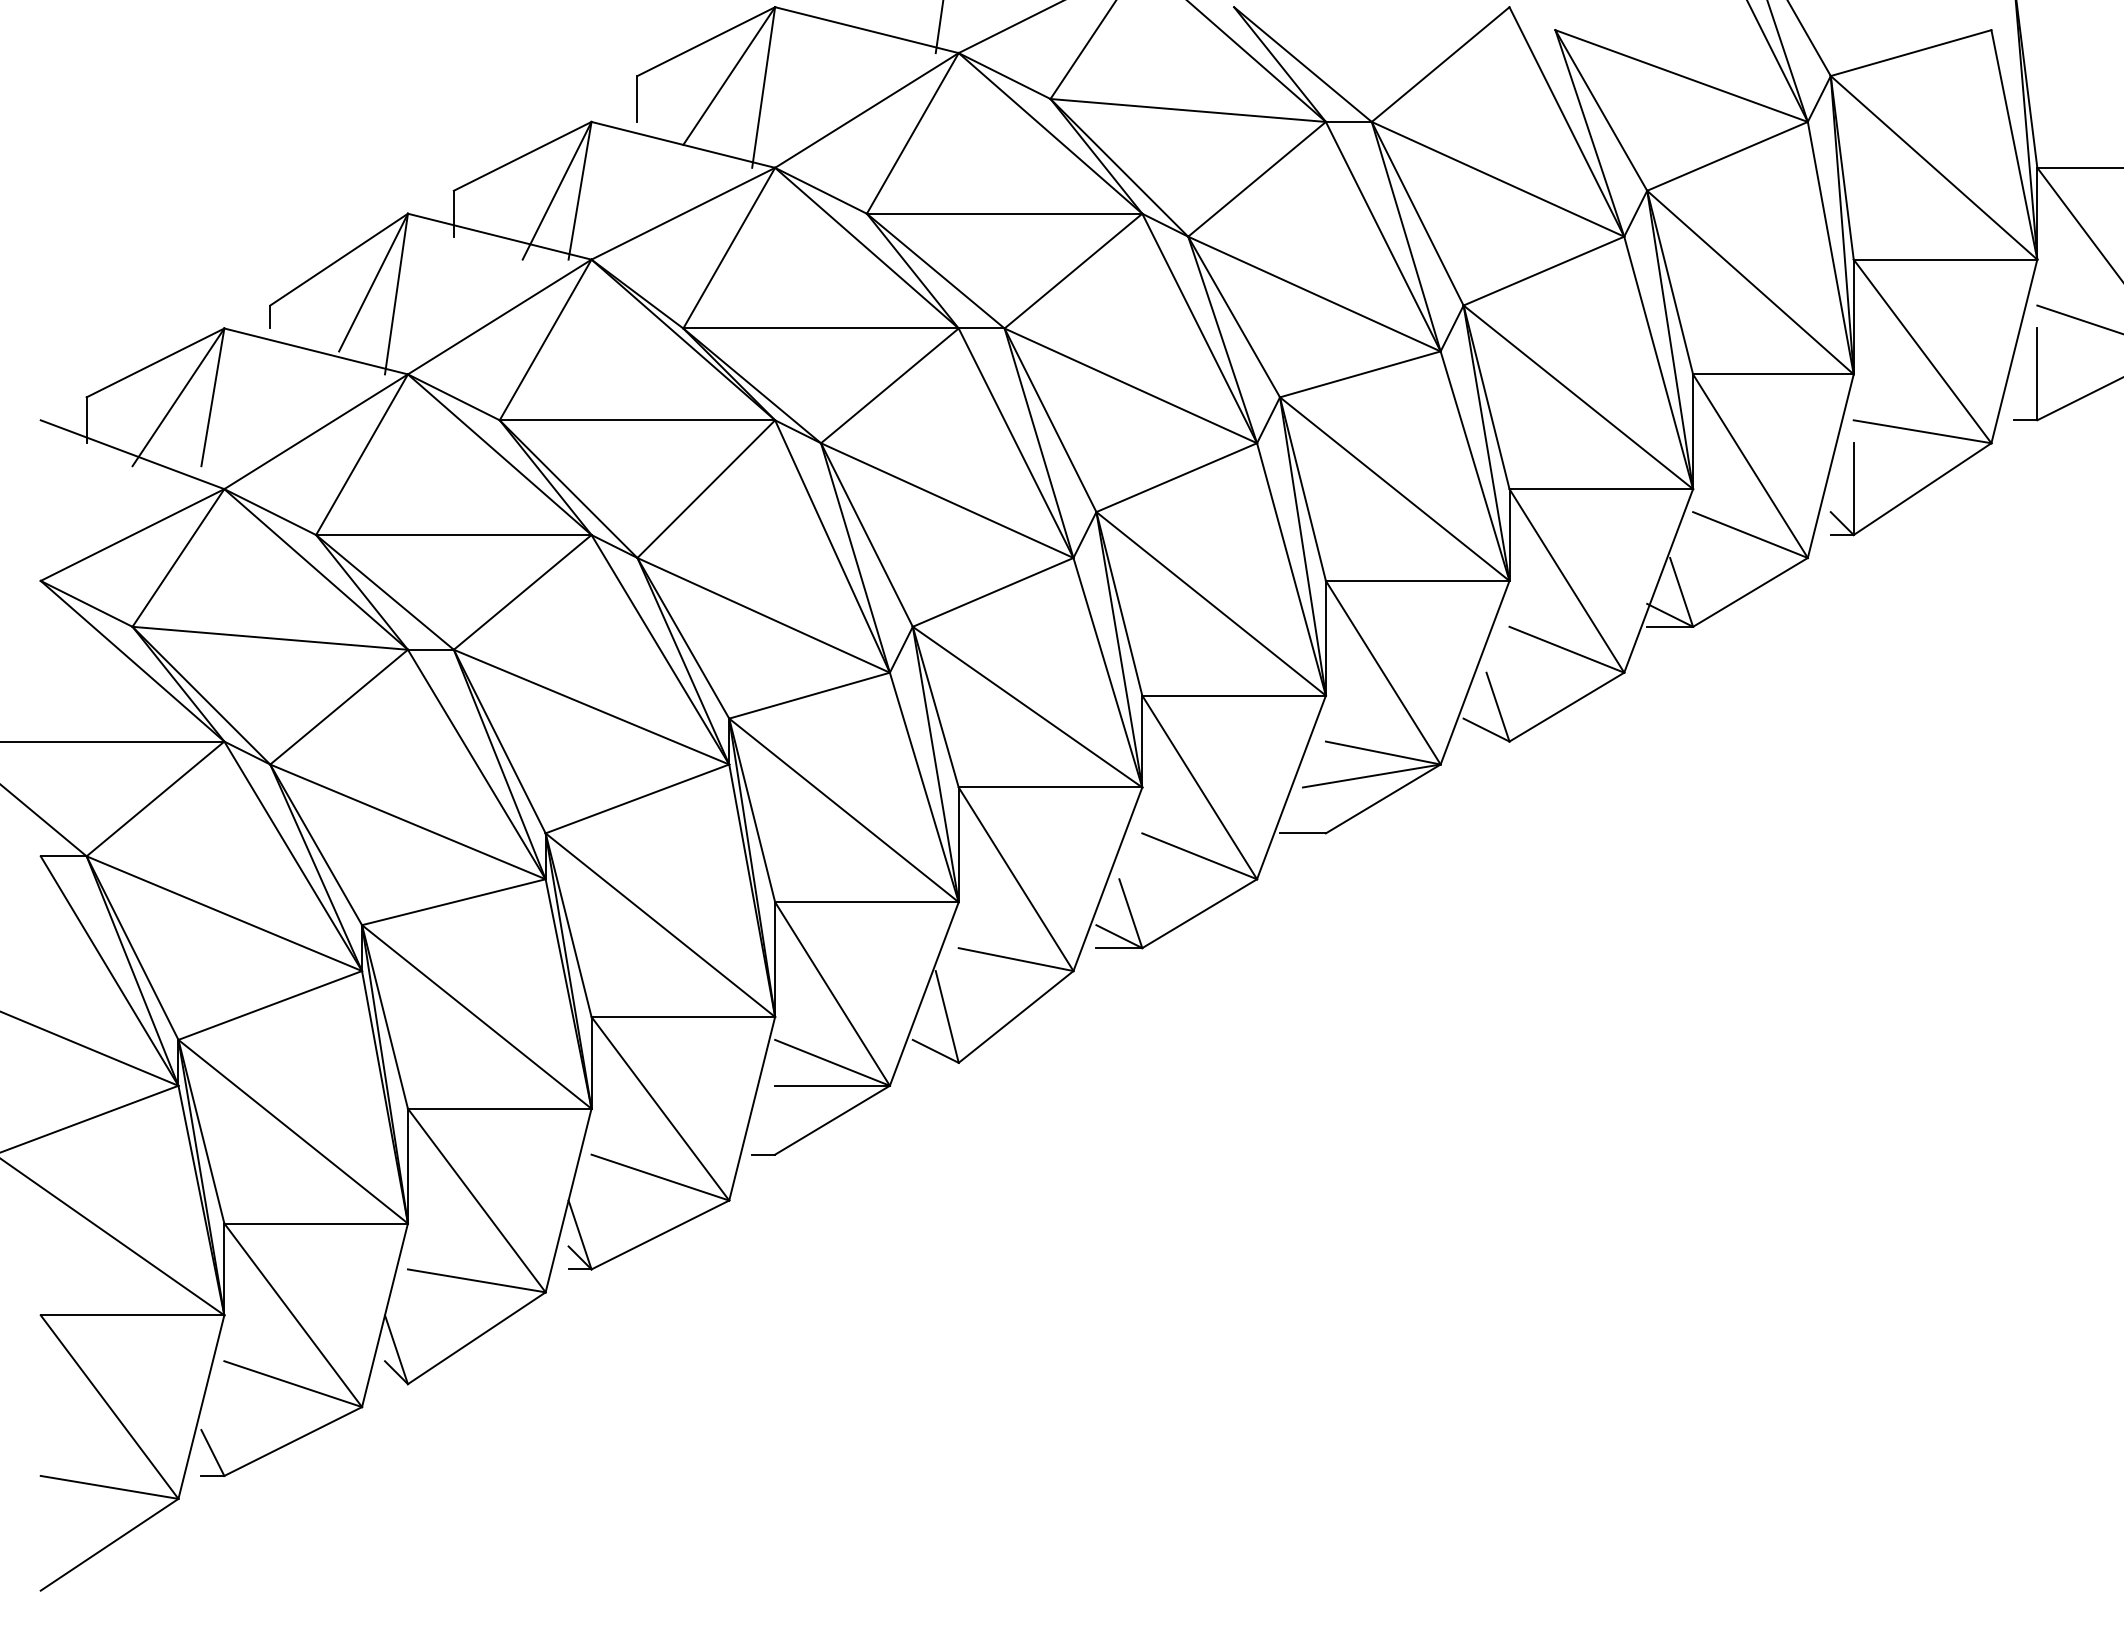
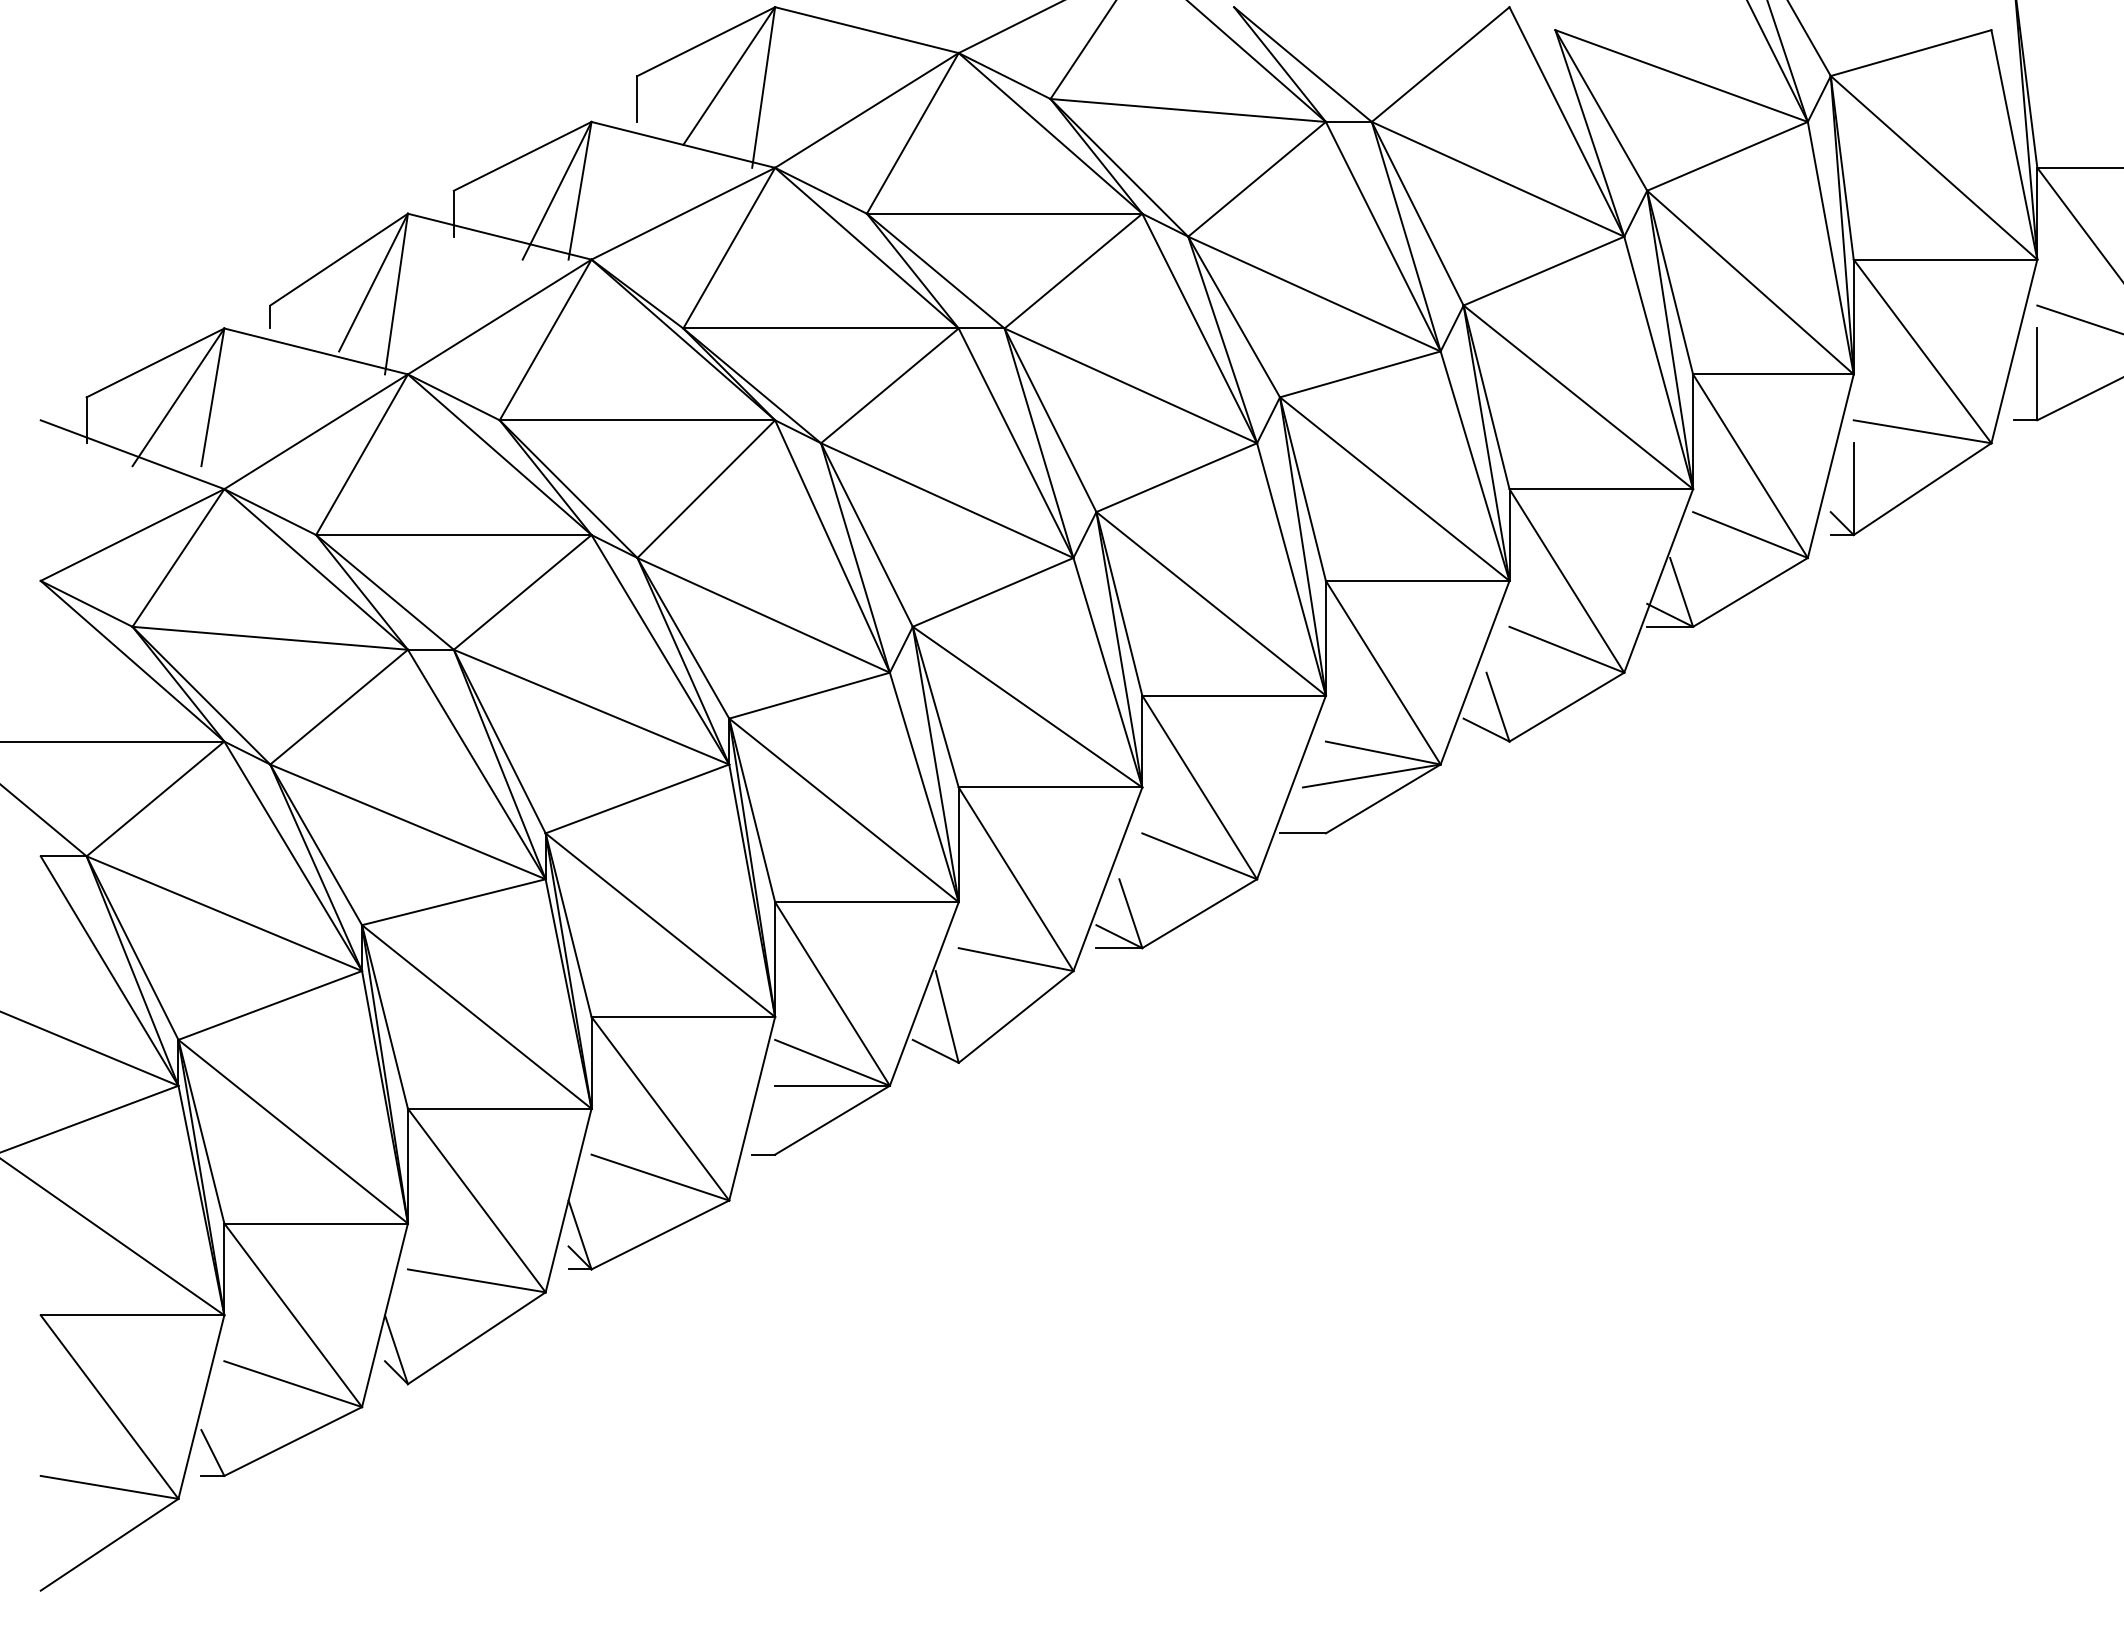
line: present -> none (939, 27)
